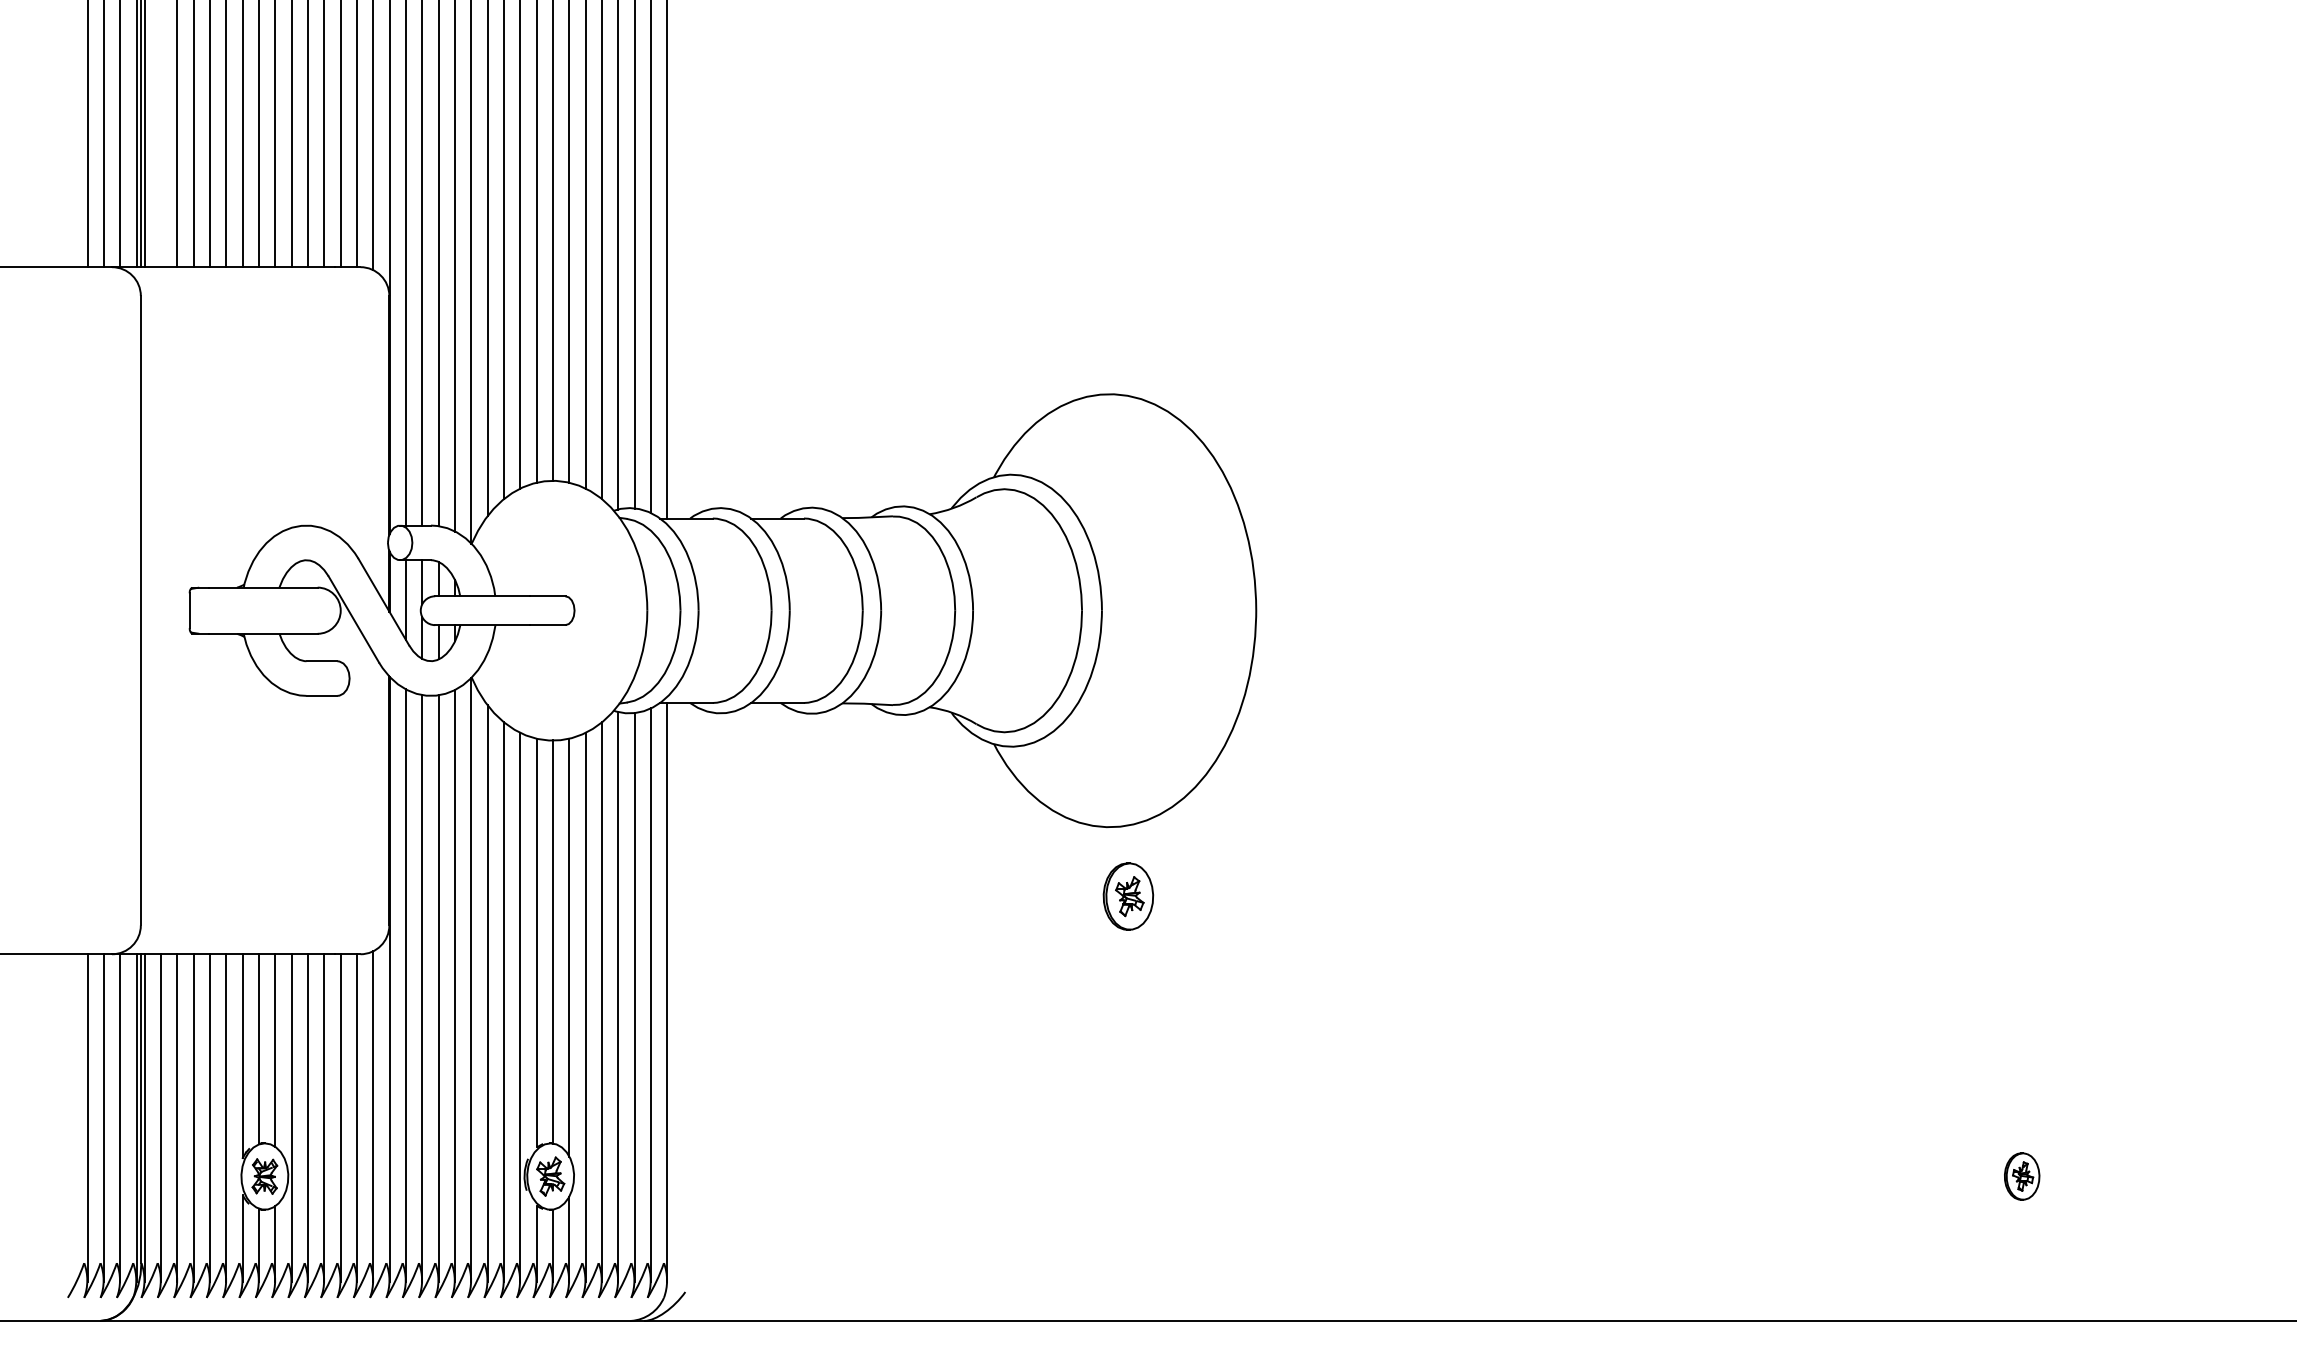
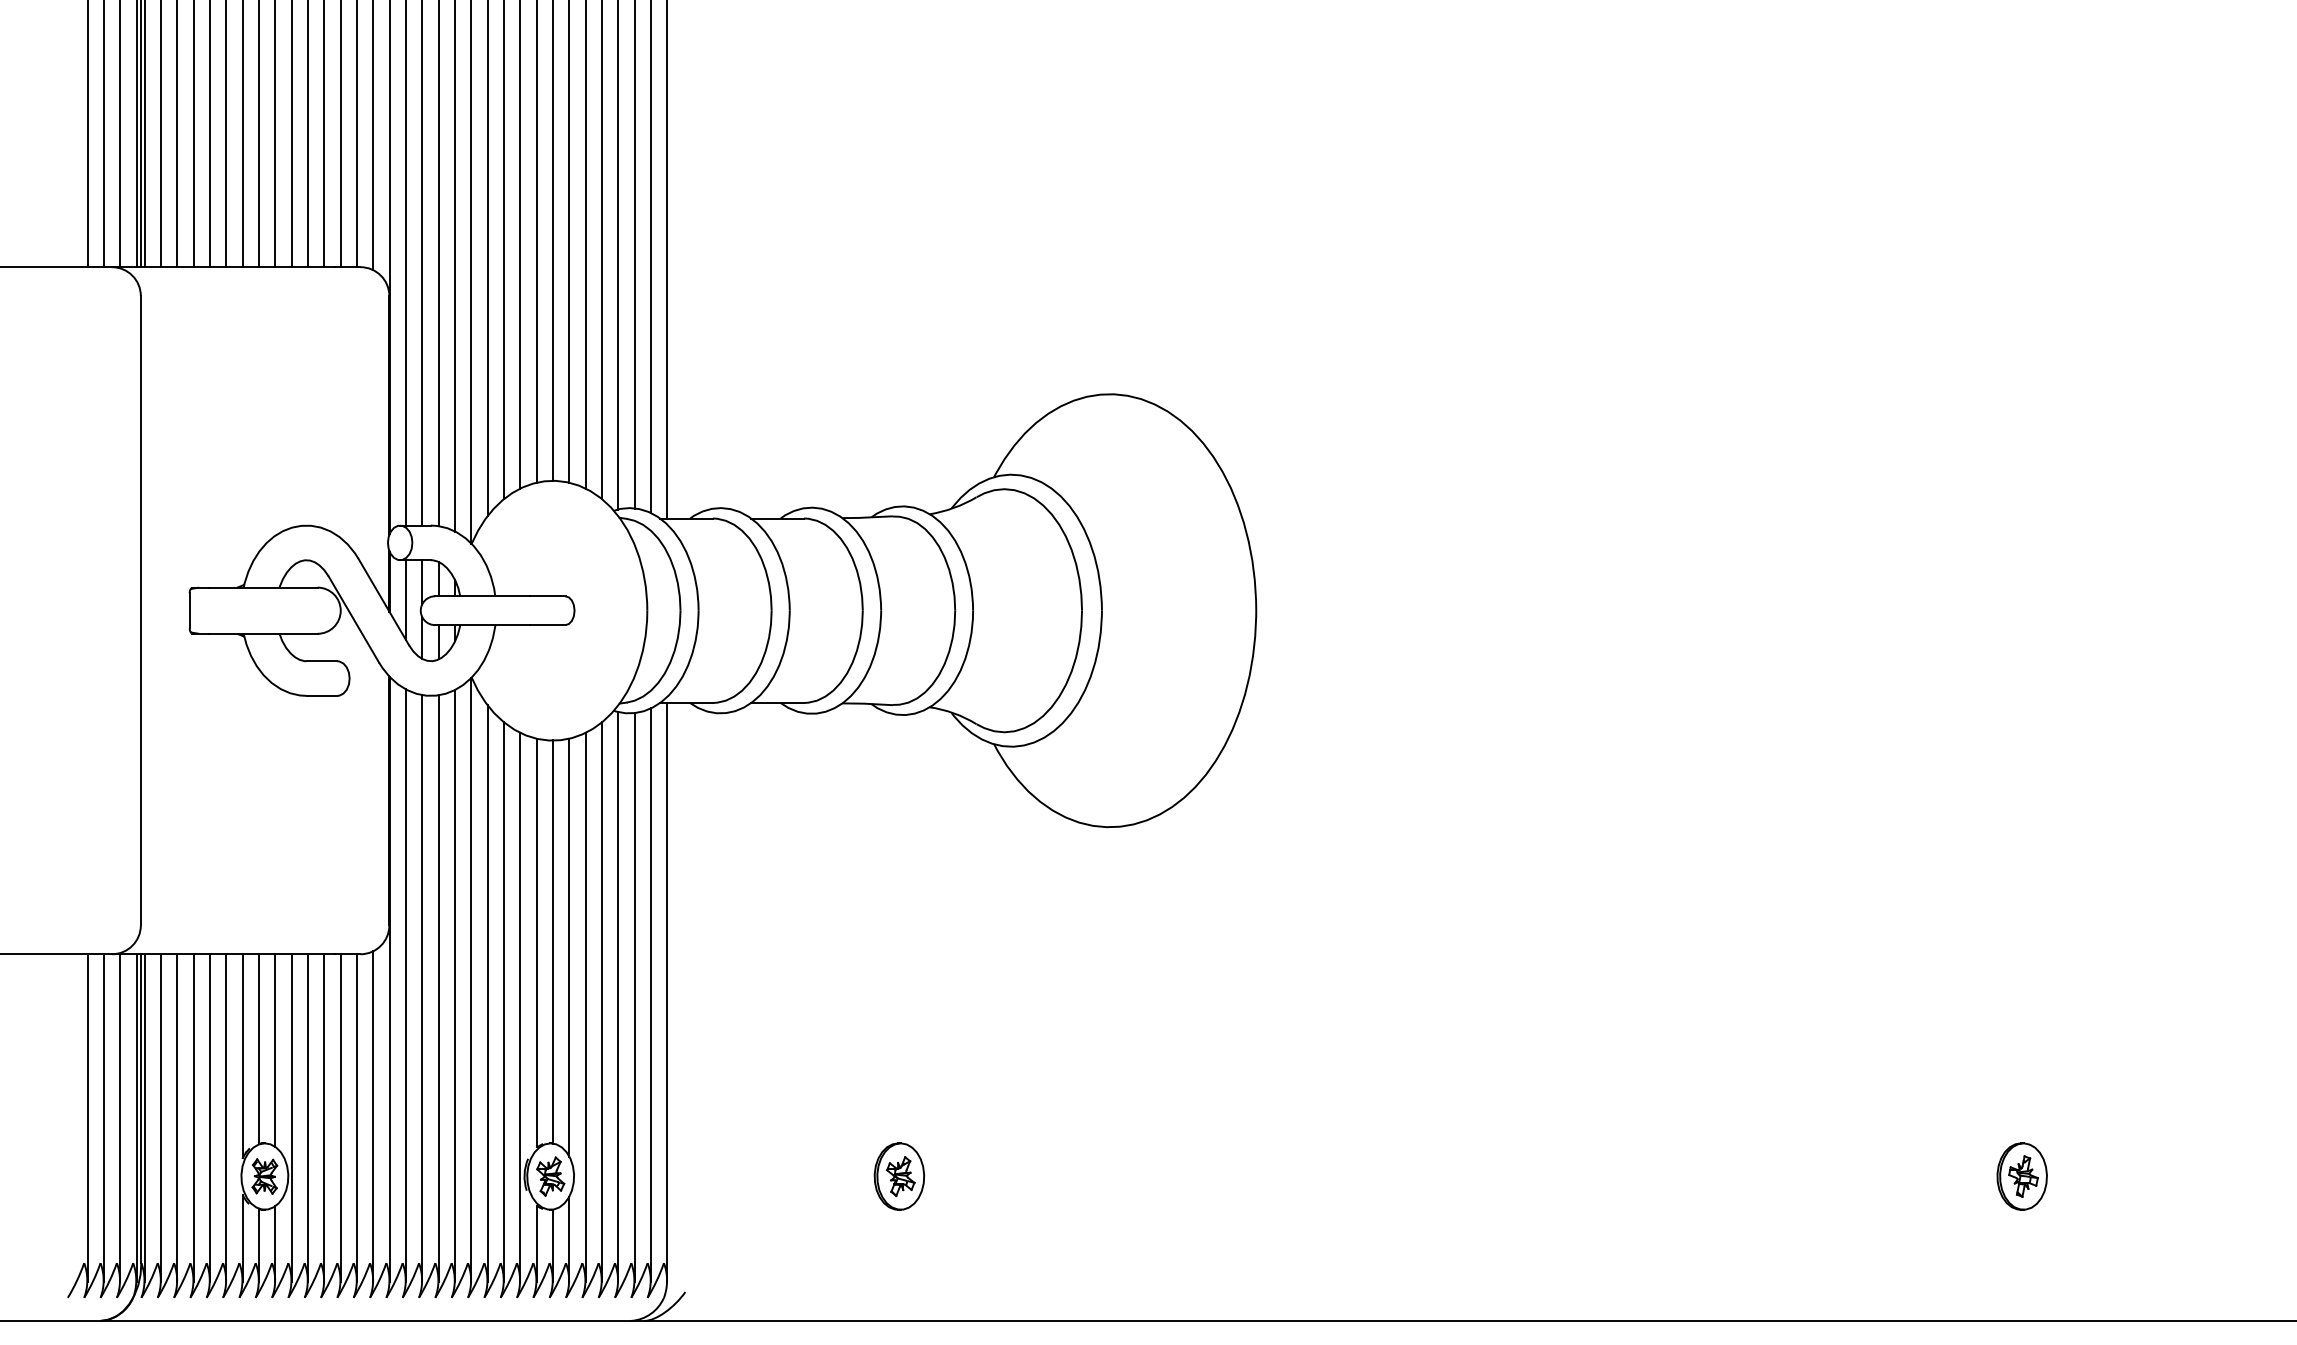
line: none -> present (161, 134)
part position: (1128, 896) -> (899, 1176) (899, 1176)
part size: 37x49 px -> 52x69 px (2021, 1176)
